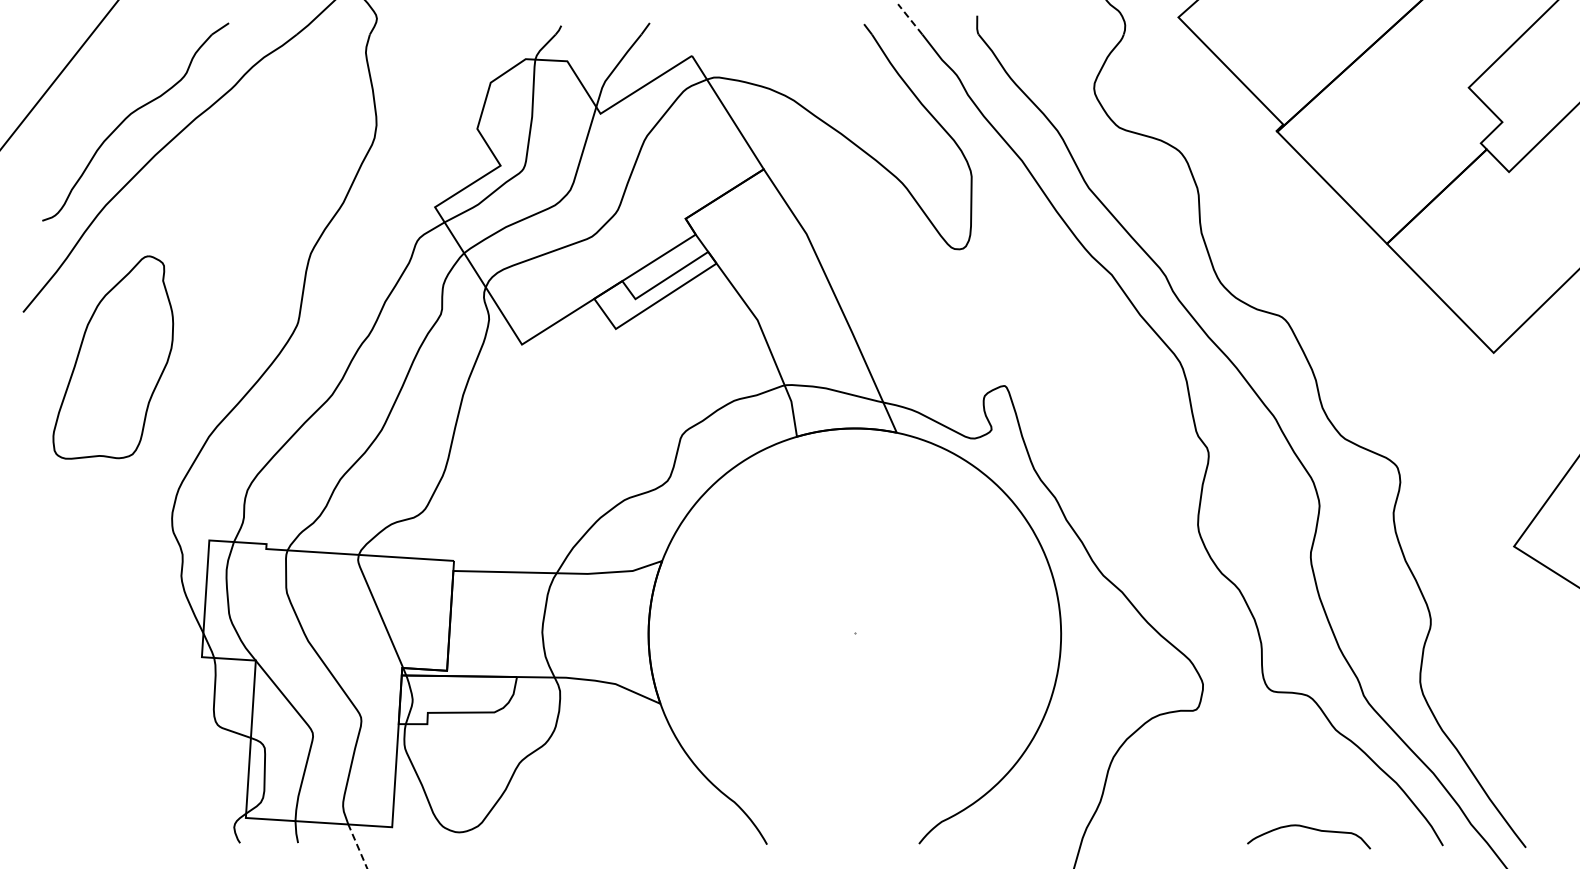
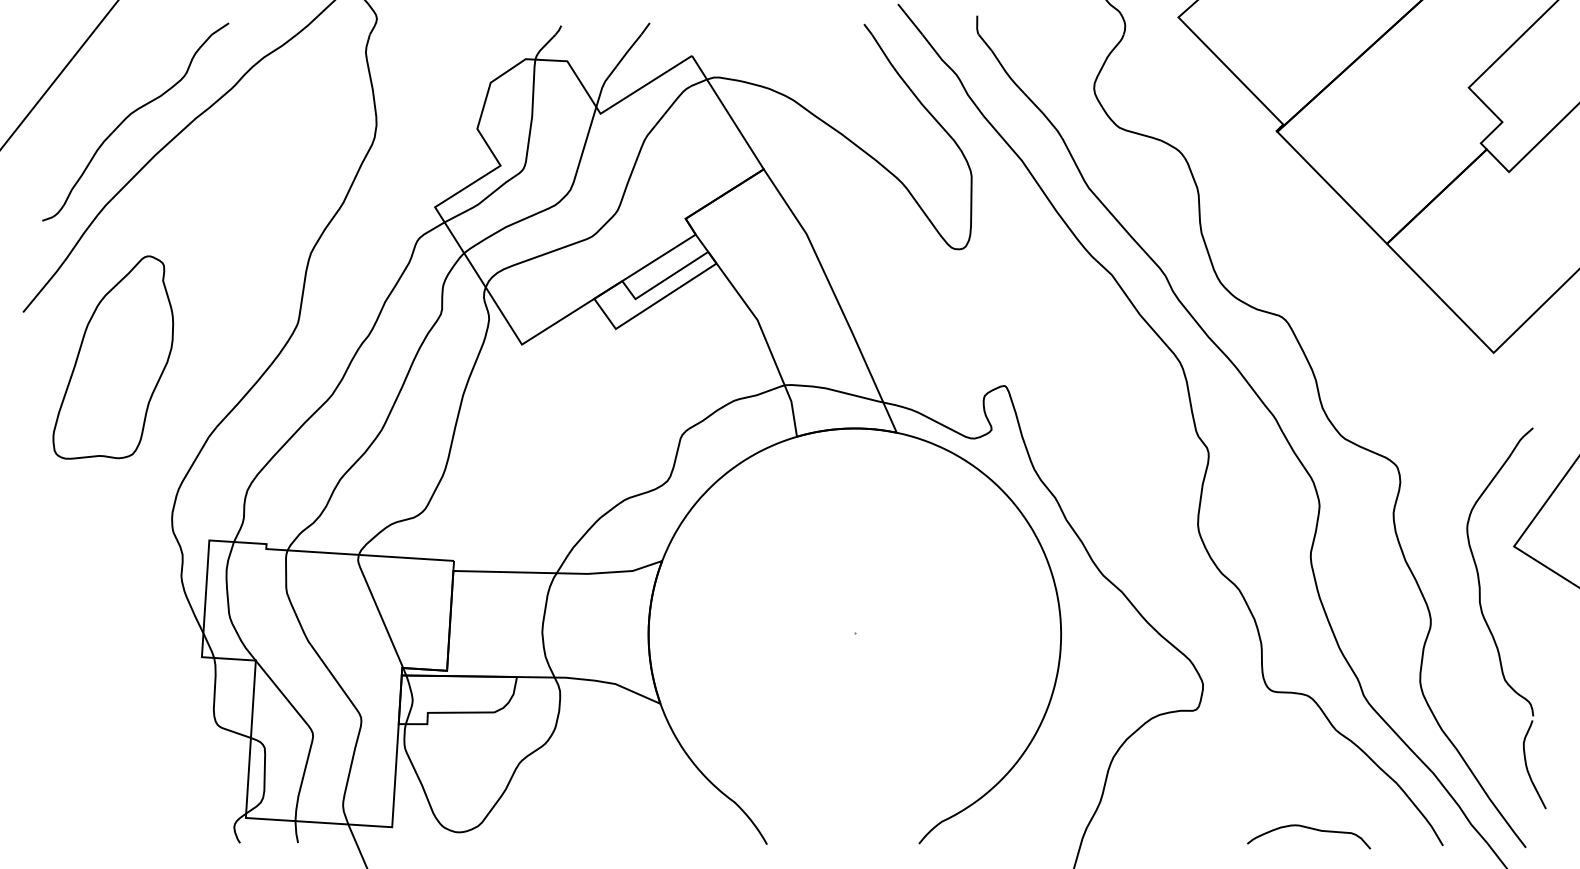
line: dashed -> solid (909, 19)
part: none -> present (1489, 626)
line: dashed -> solid (357, 846)
